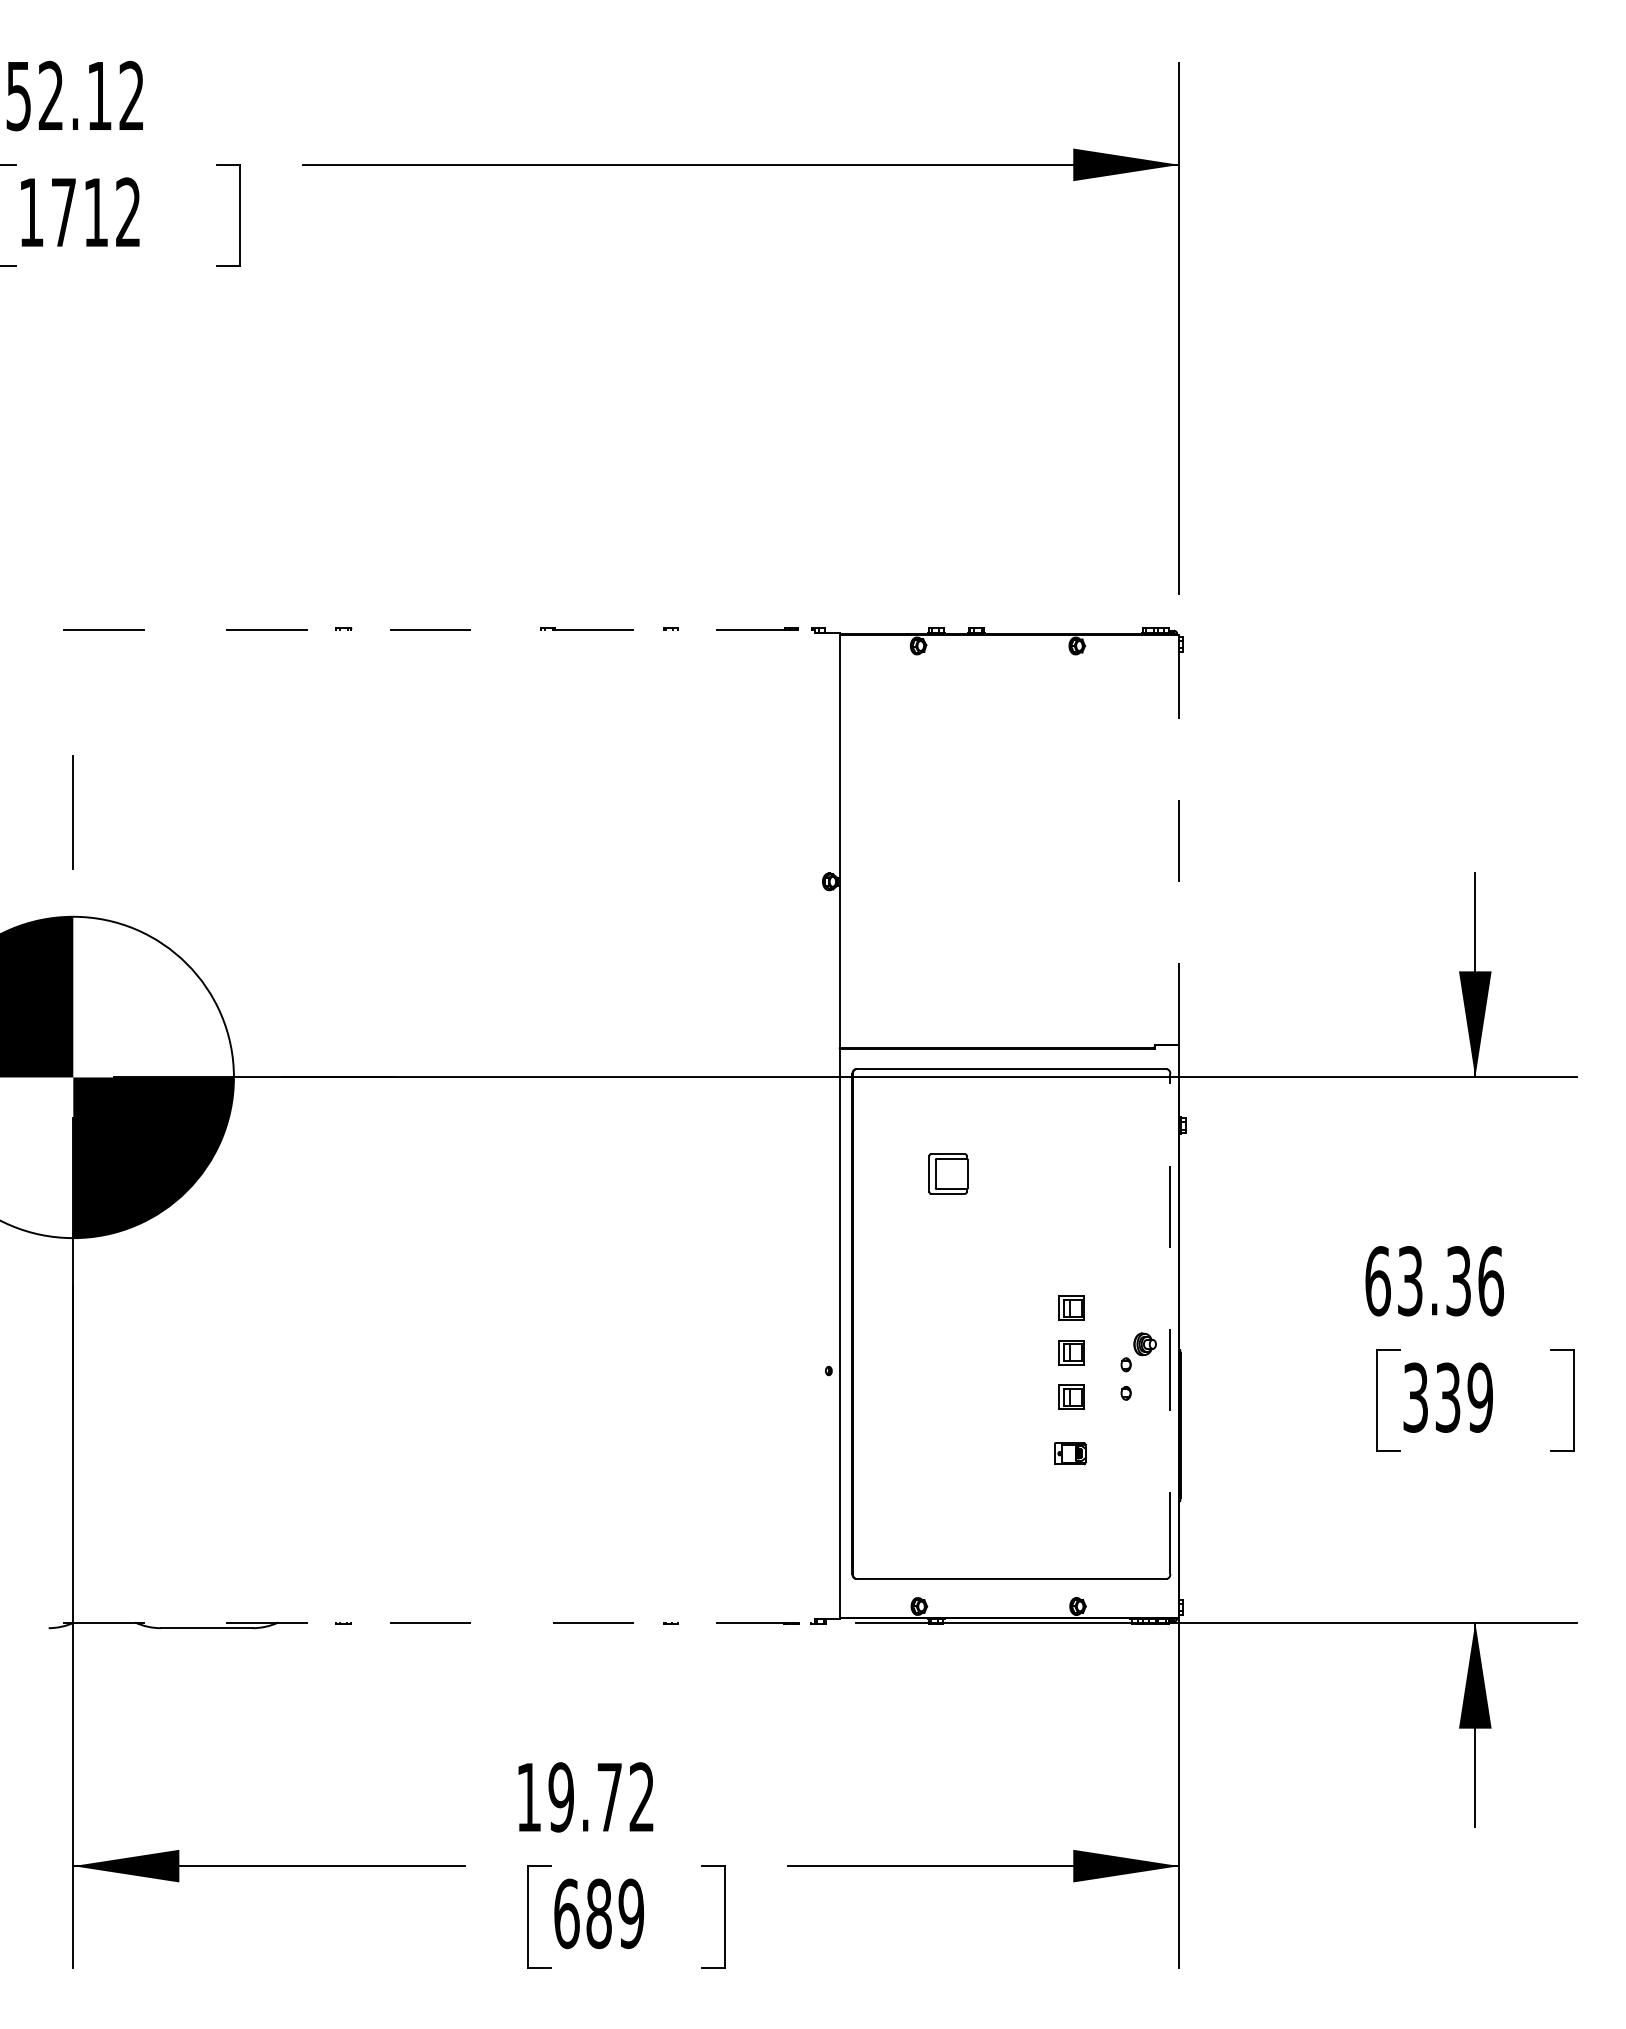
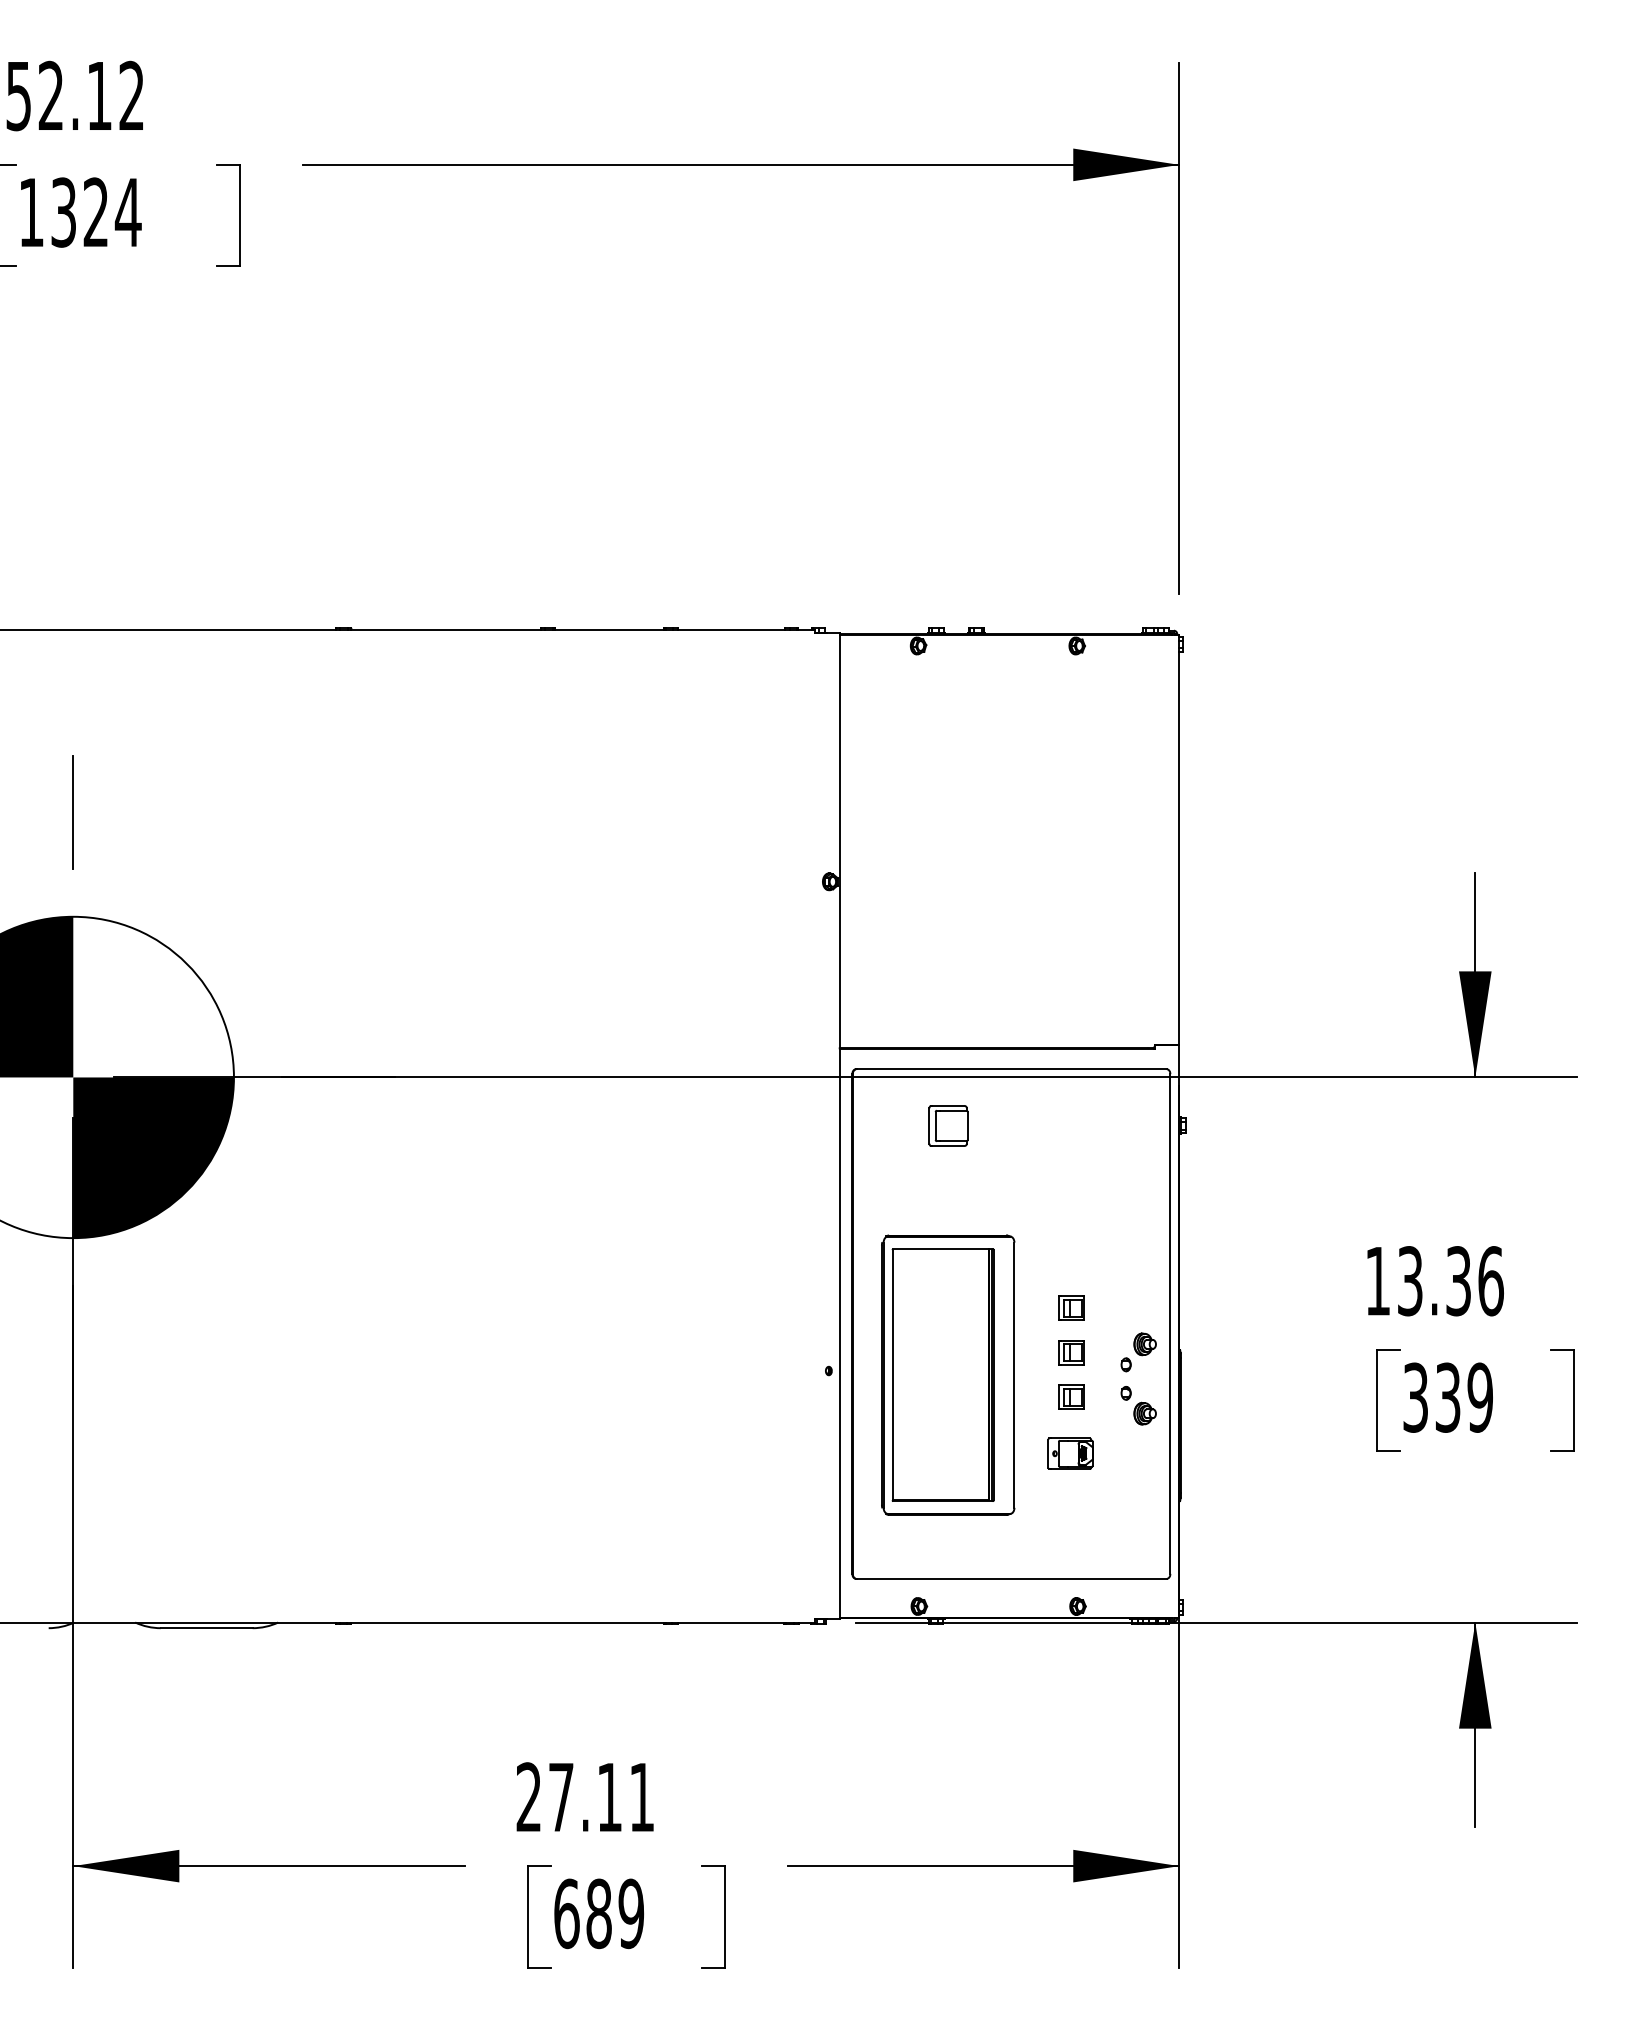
text: 1712 -> 1324 (96, 212)
line: dashed -> solid (408, 629)
line: dashed -> solid (1179, 839)
part position: (948, 1173) -> (948, 1125) (948, 1125)
text: 63.36 -> 13.36 (1377, 1281)
line: dashed -> solid (1170, 1324)
part: none -> present (948, 1374)
part: none -> present (1144, 1413)
part size: 33x24 px -> 47x33 px (1070, 1453)
line: dashed -> solid (408, 1622)
text: 19.72 -> 27.11 (584, 1797)
